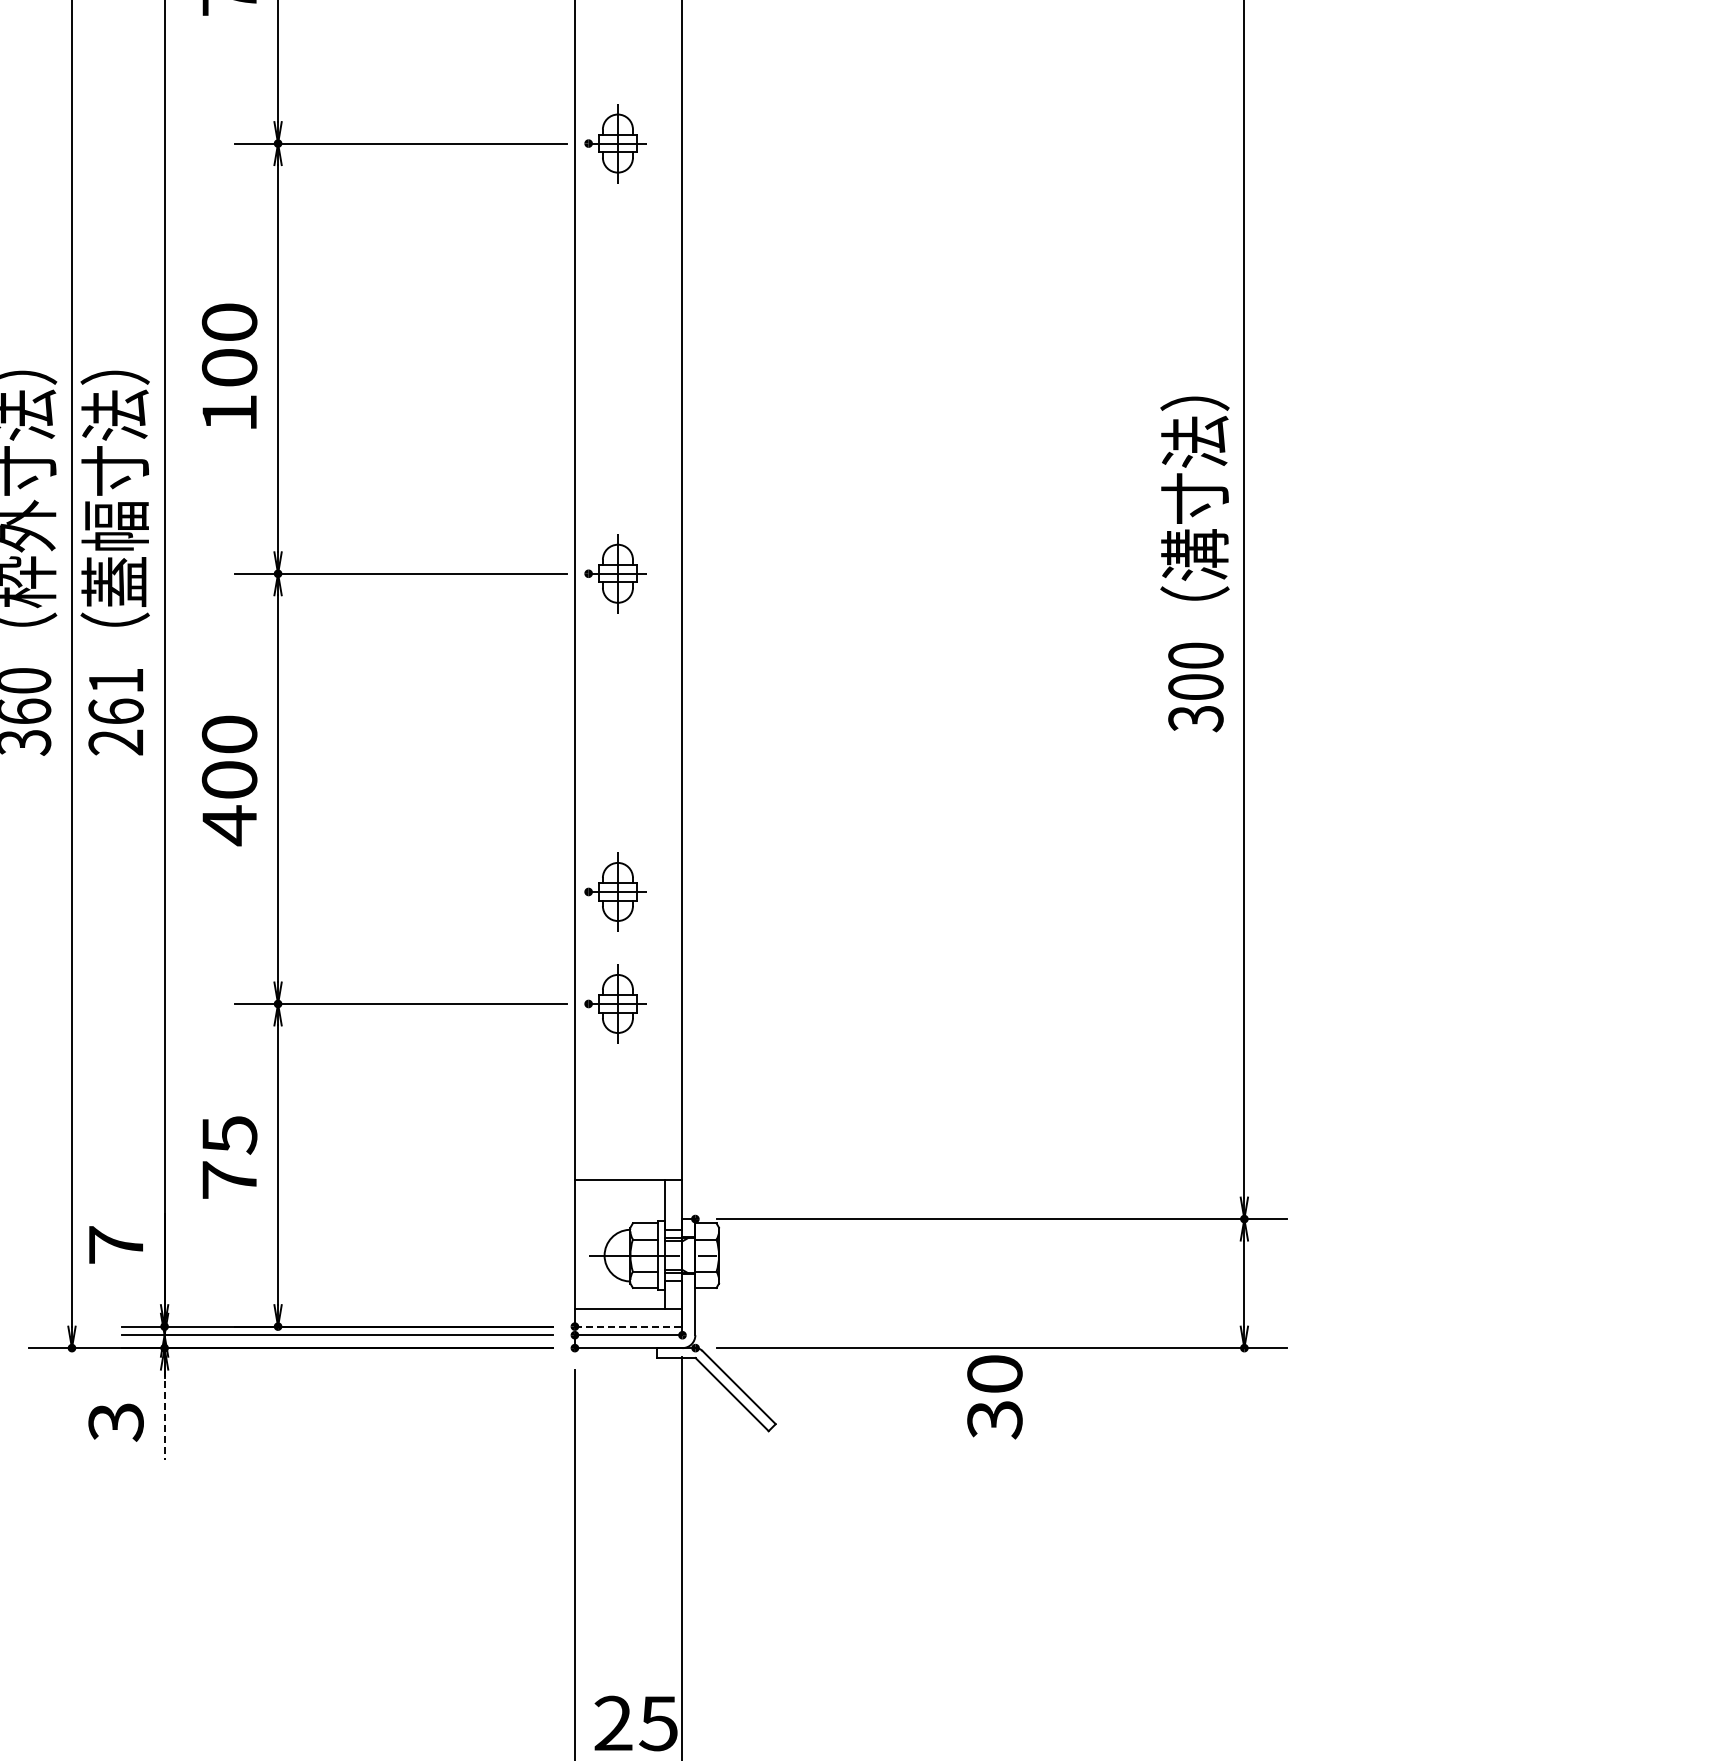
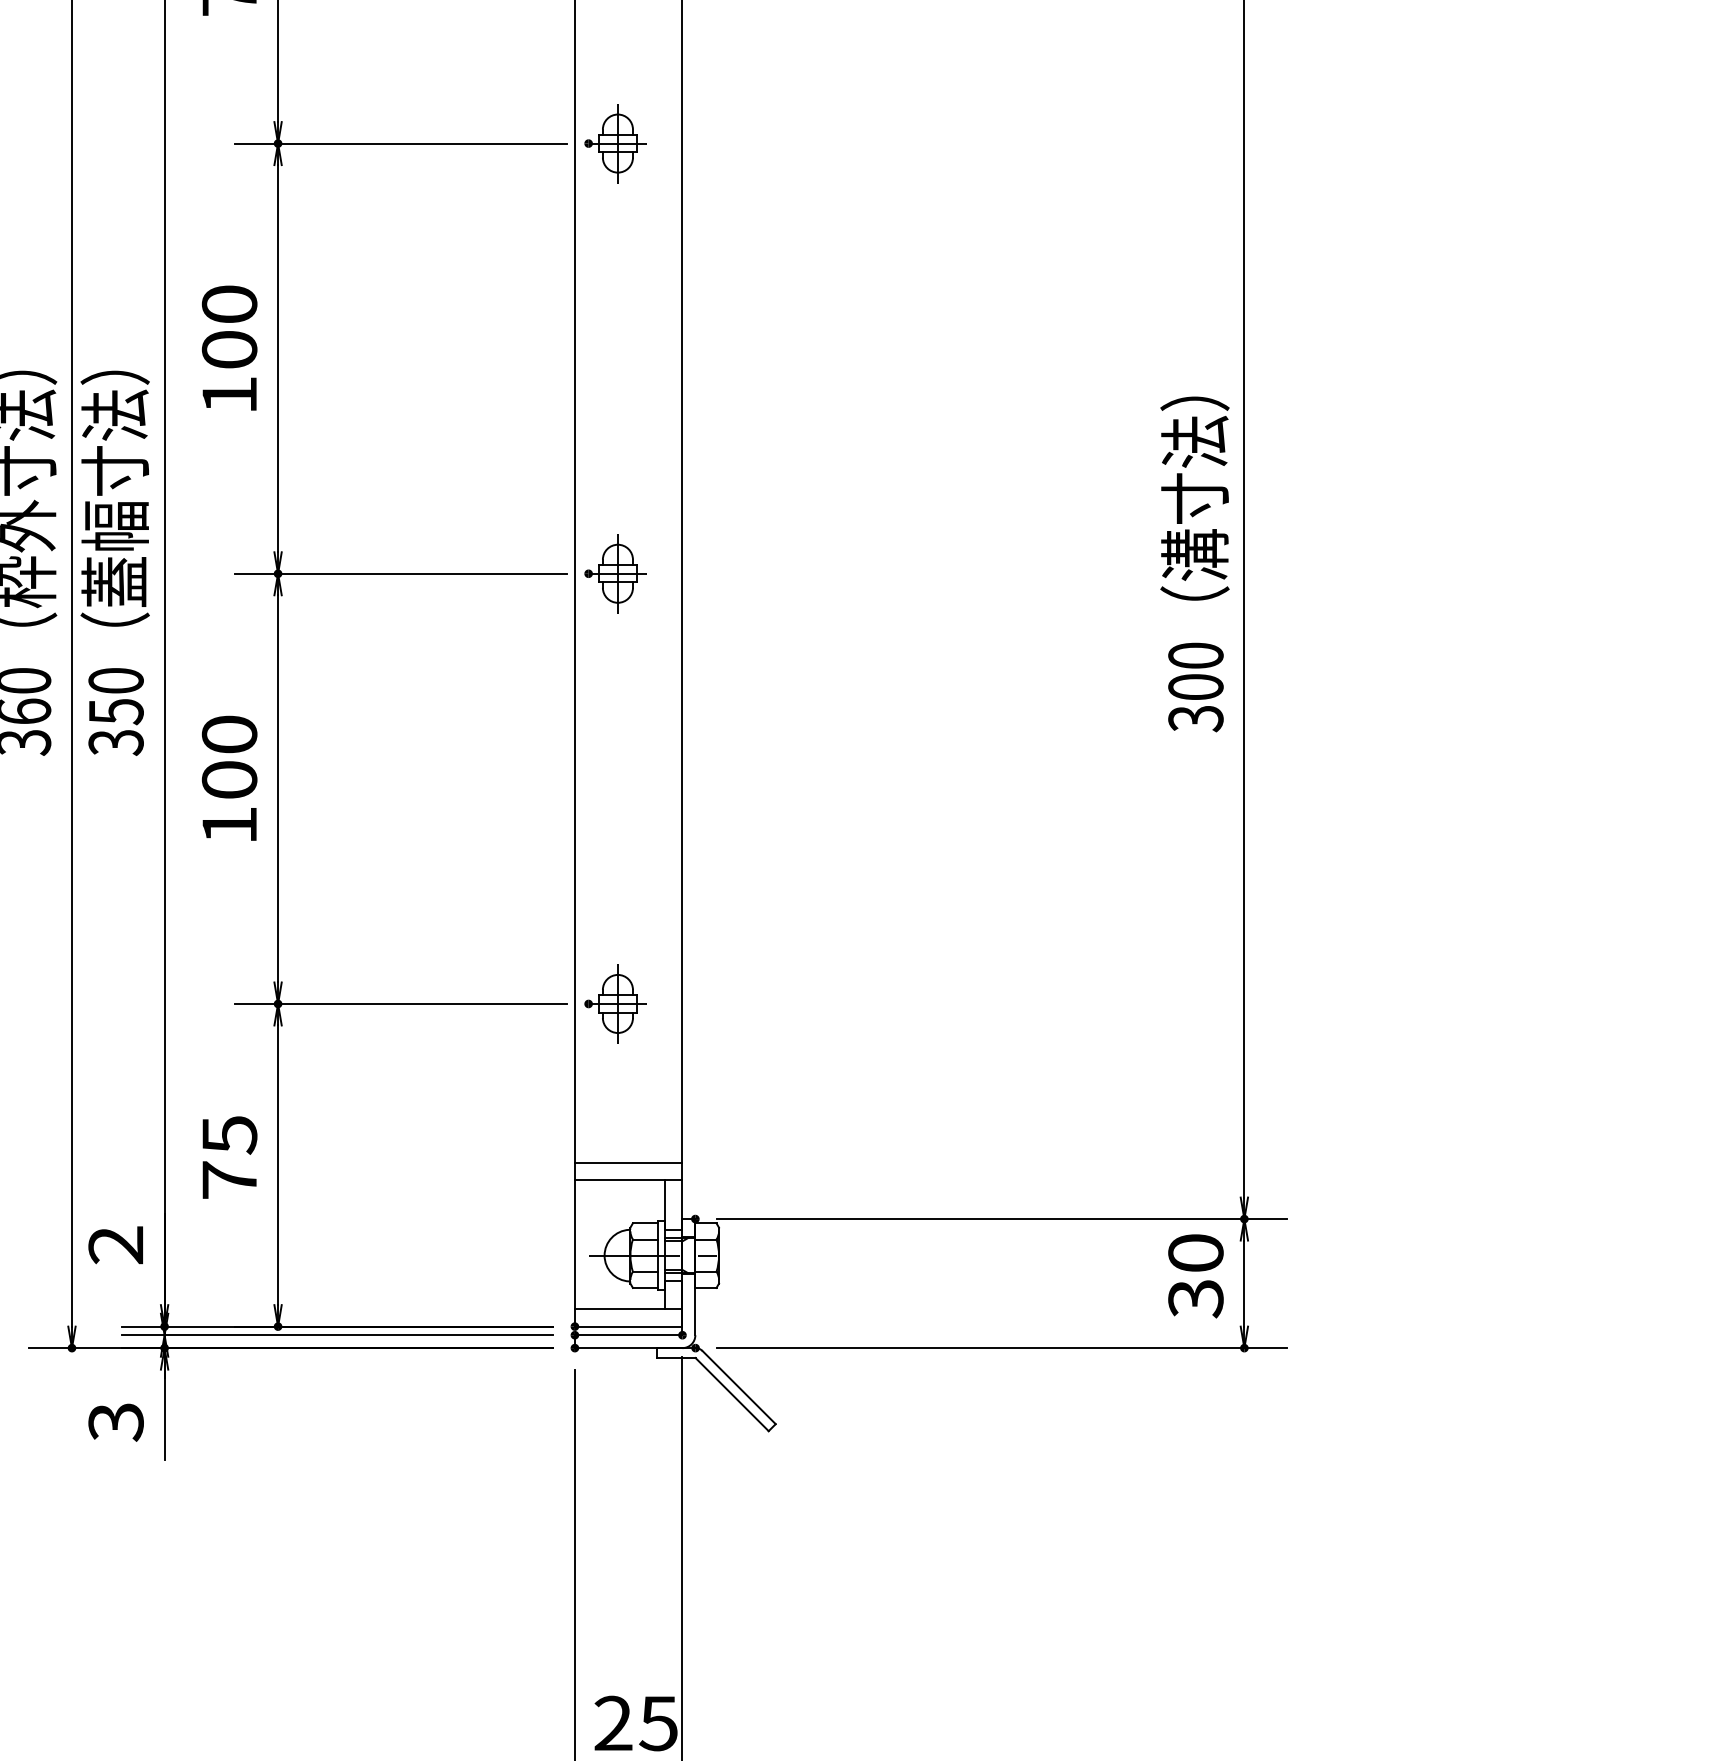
text position: (229, 365) -> (229, 347) (229, 347)
text: 261 -> 350 (115, 712)
text: 400 -> 100 (229, 825)
part: present -> none (615, 891)
line: none -> present (628, 1163)
text: 7 -> 2 (115, 1245)
line: dashed -> solid (628, 1326)
text position: (994, 1397) -> (1195, 1276) (1195, 1276)
line: dashed -> solid (164, 1415)
